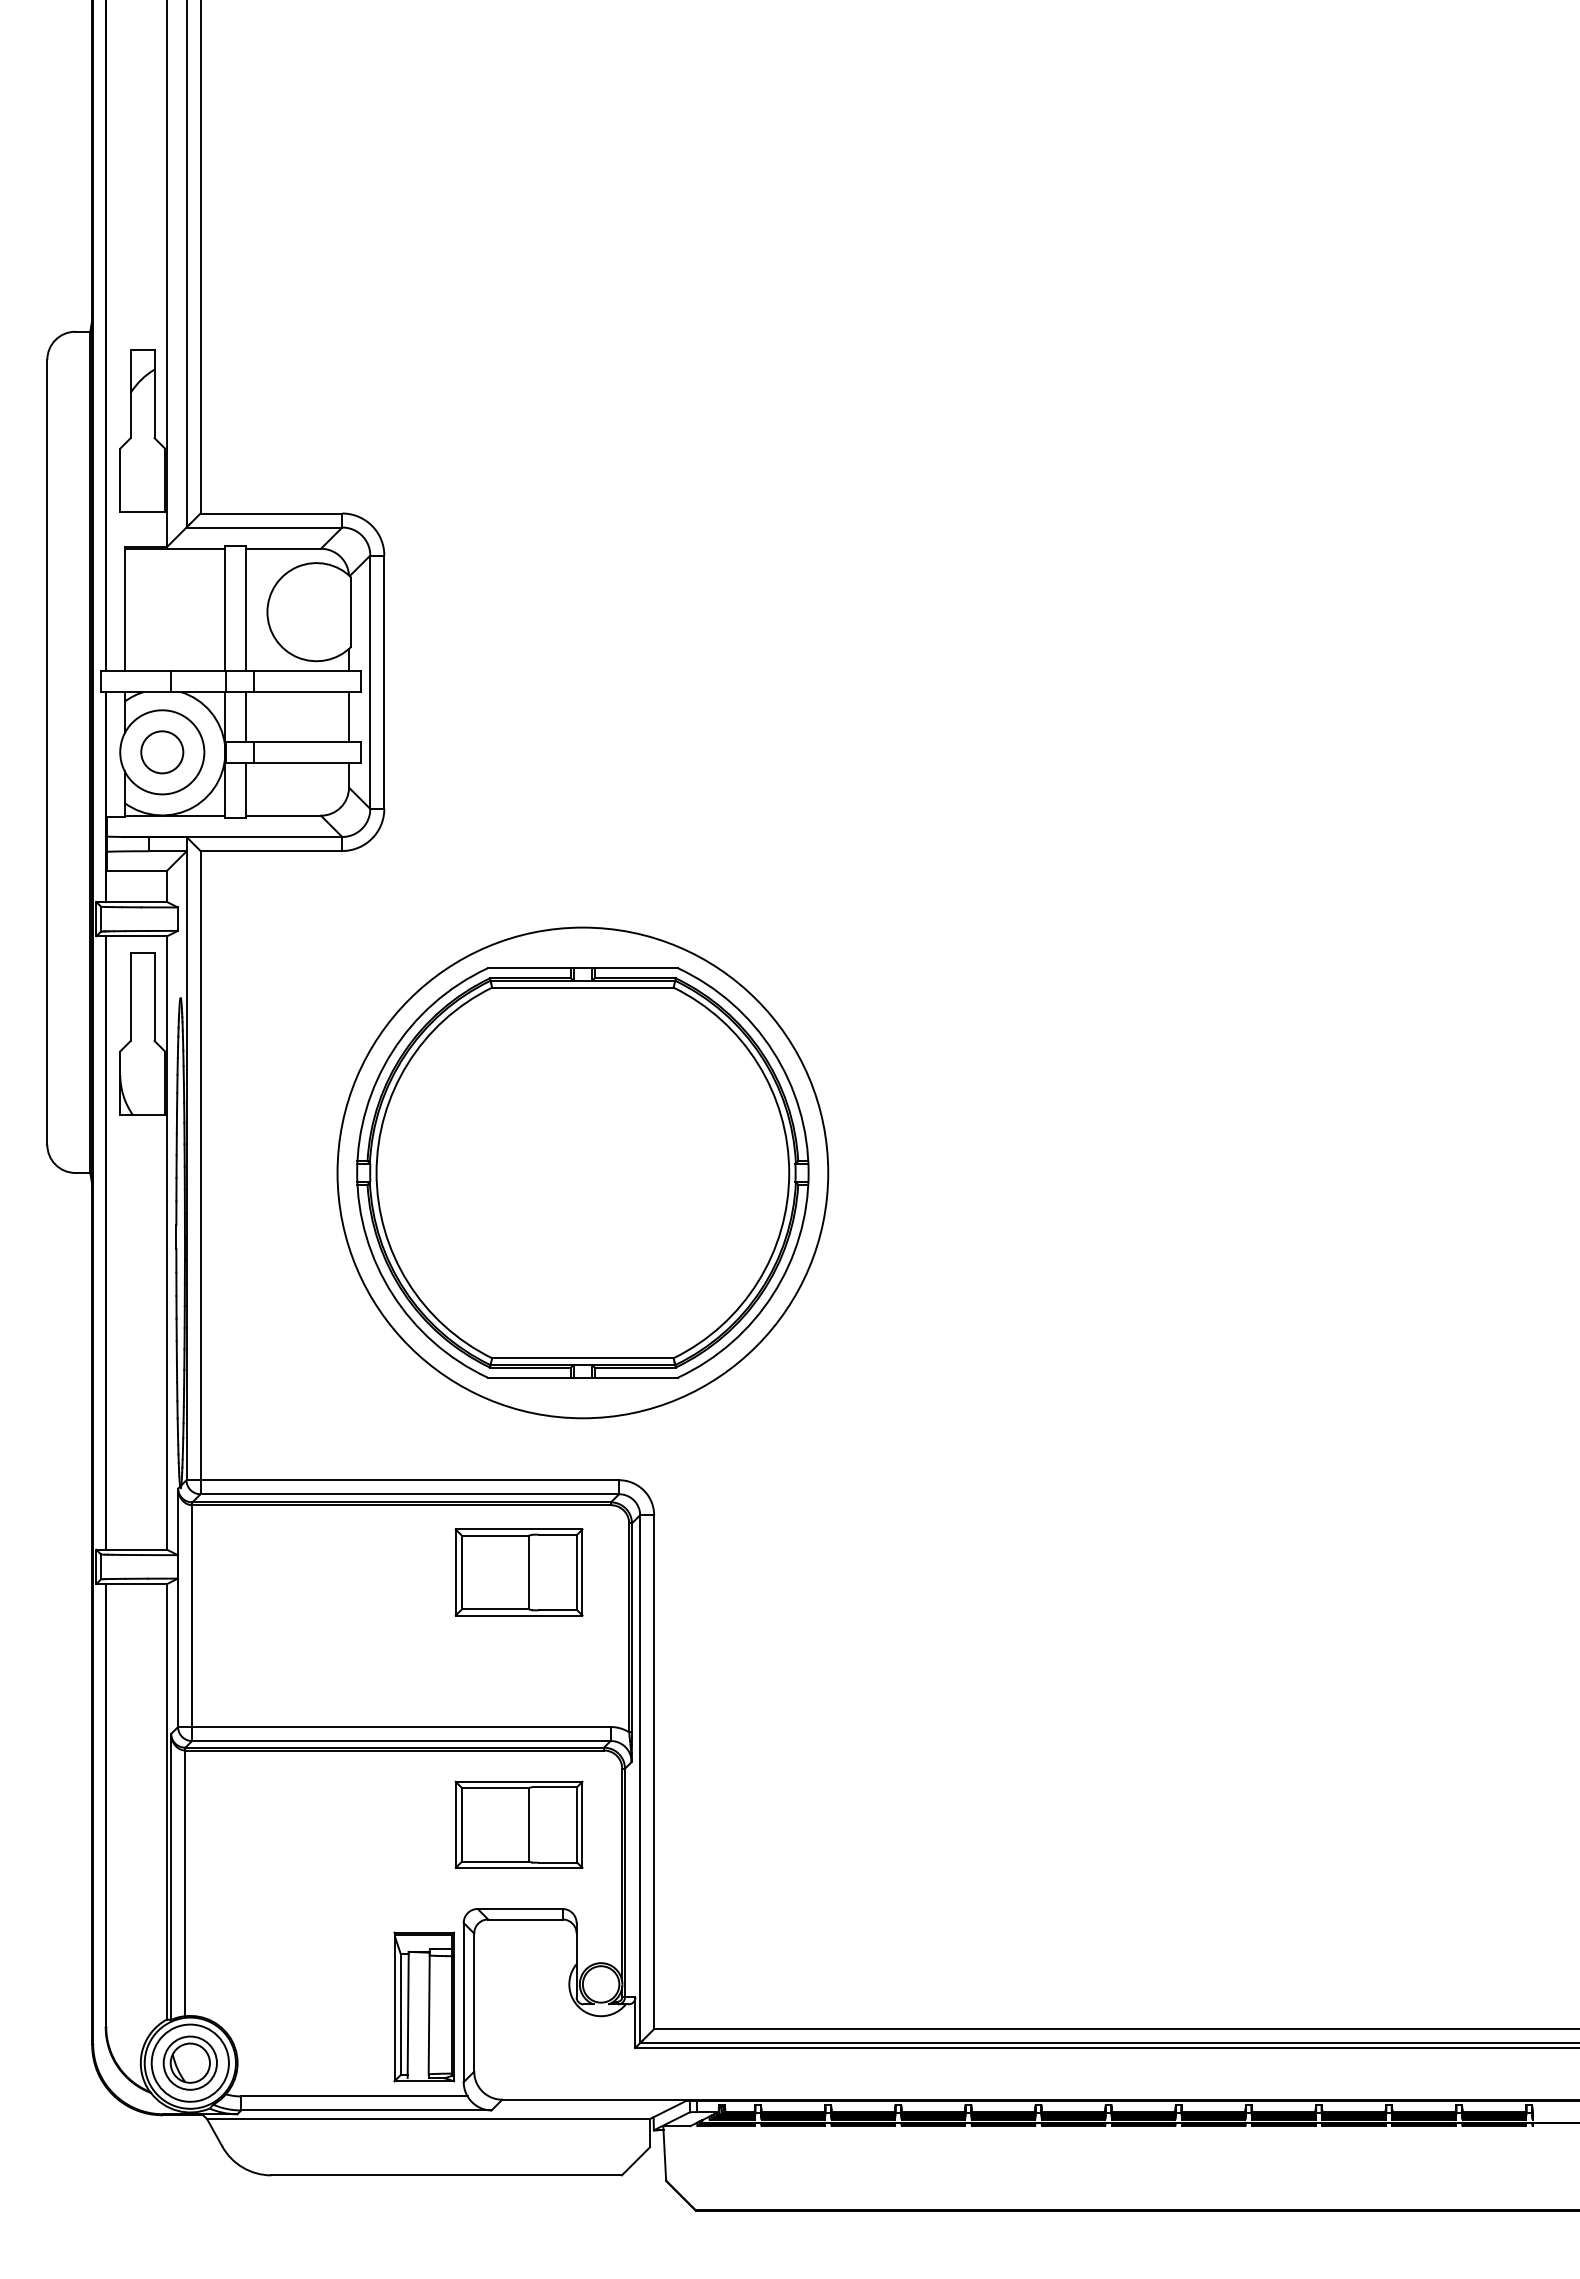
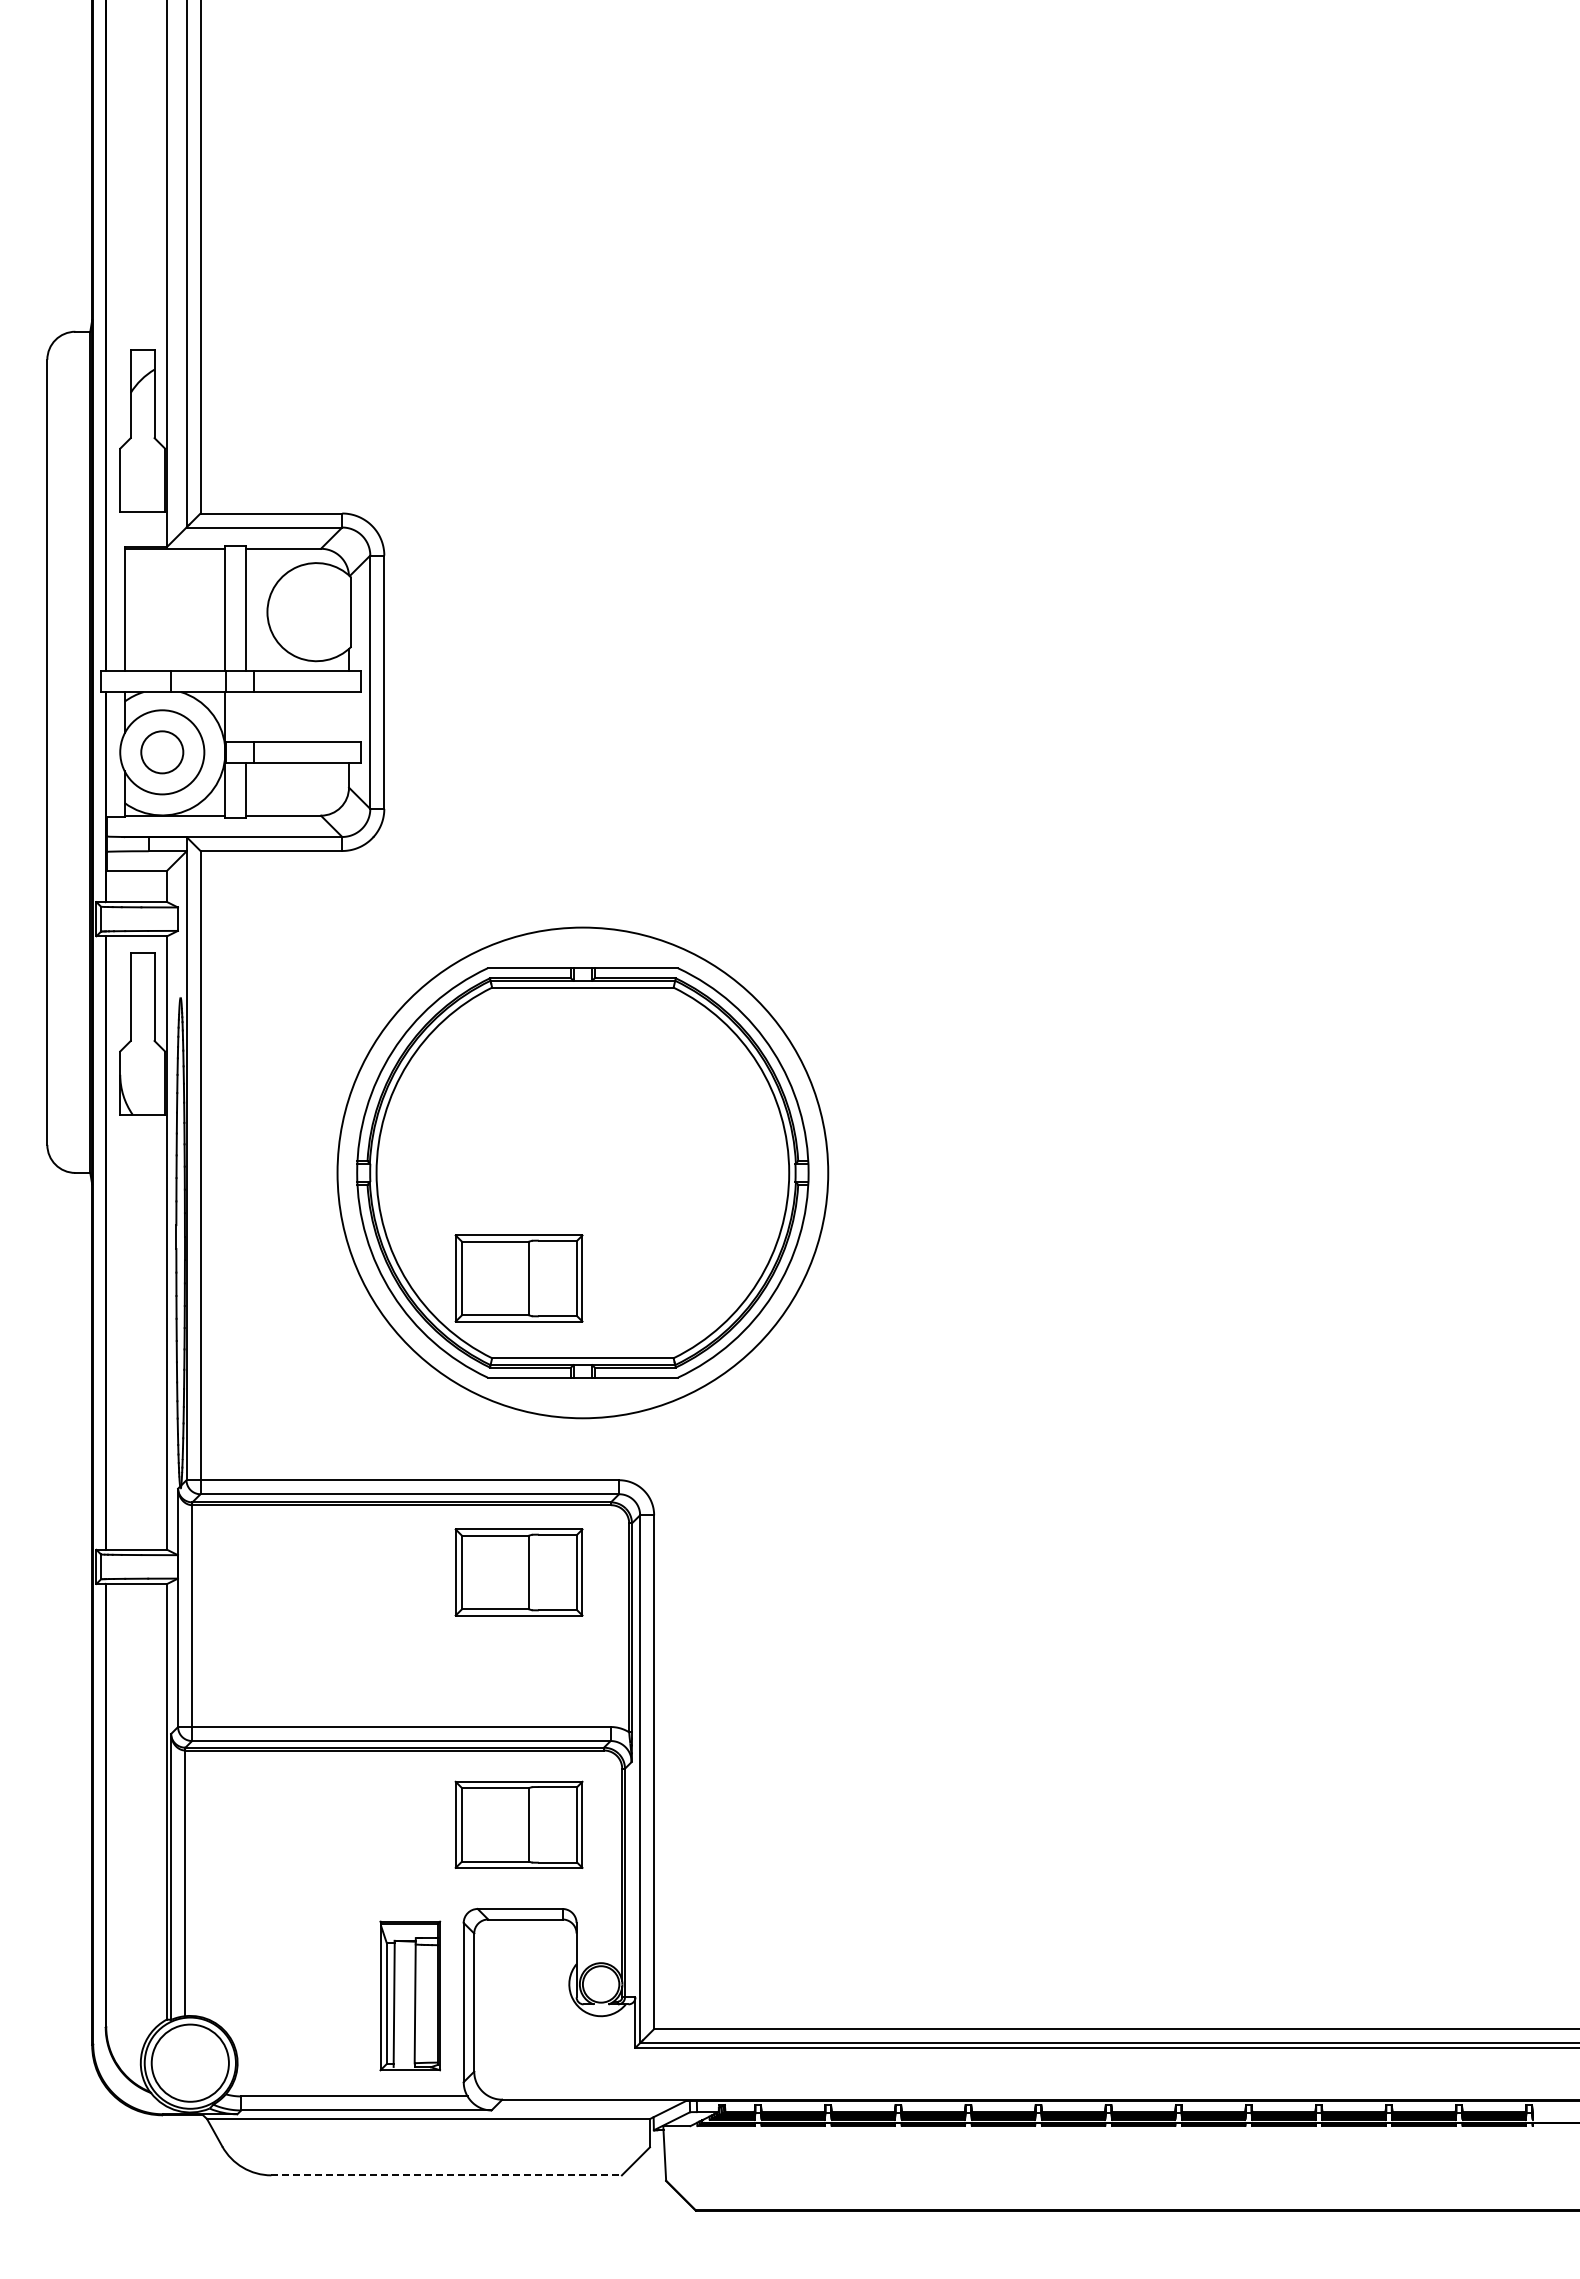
line: present -> none (246, 716)
line: present -> none (349, 716)
part: none -> present (518, 1278)
part position: (424, 2006) -> (410, 1995) (410, 1995)
part: present -> none (189, 2062)
line: solid -> dashed (447, 2175)
